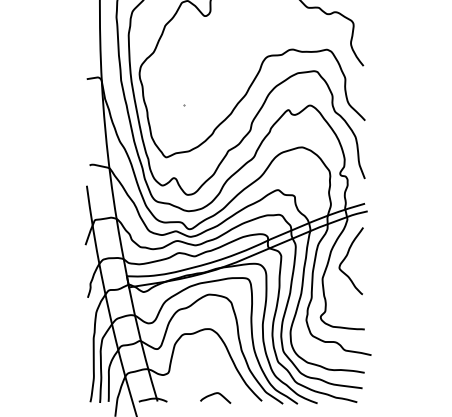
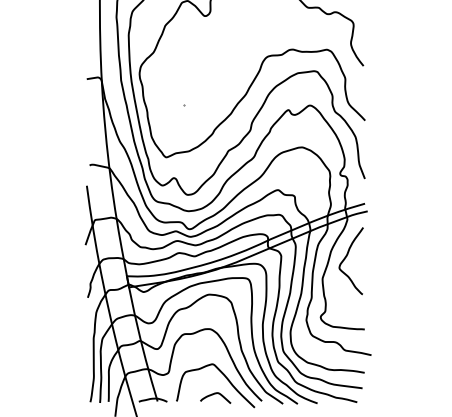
curve: none -> present (226, 379)
